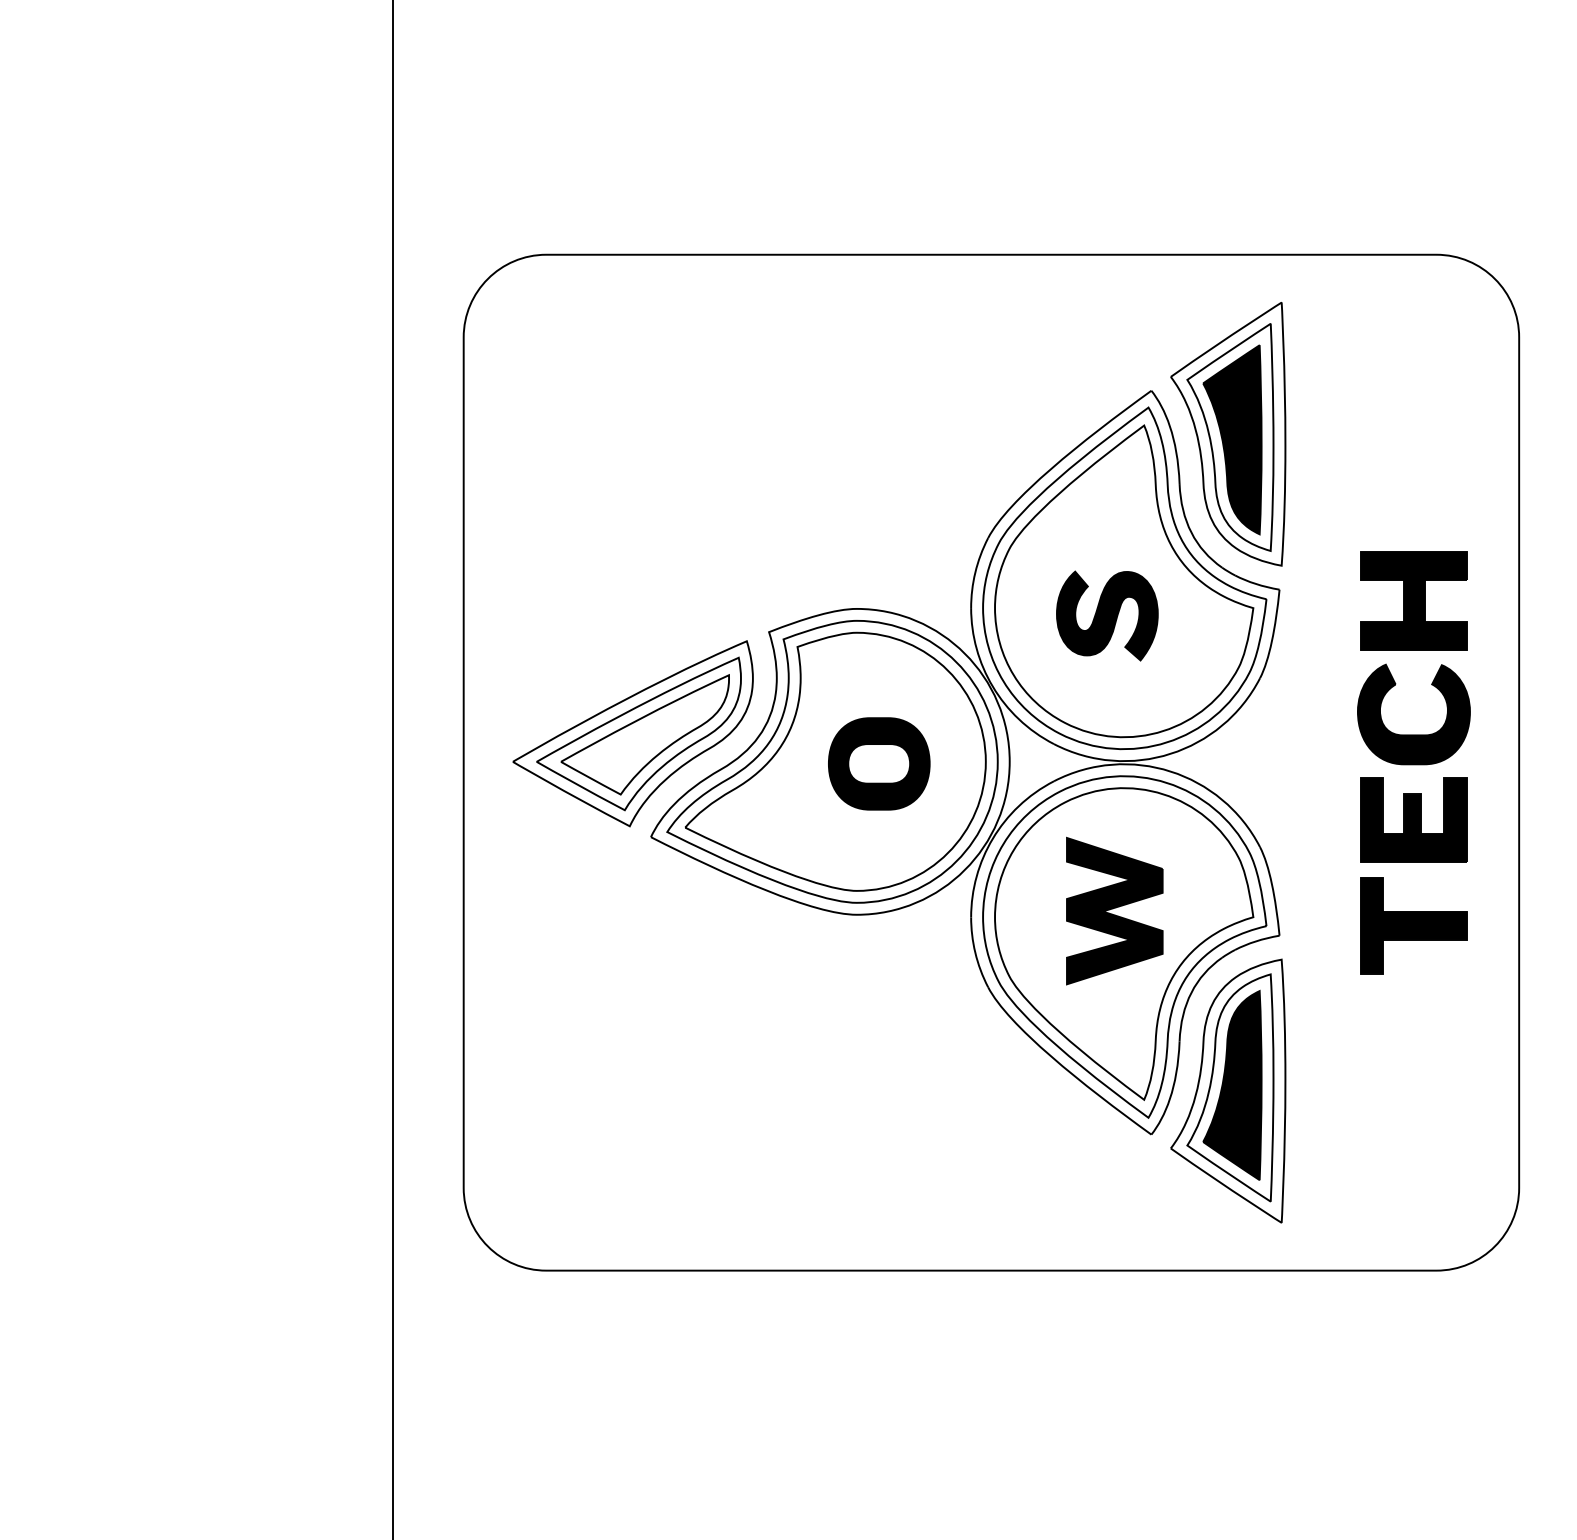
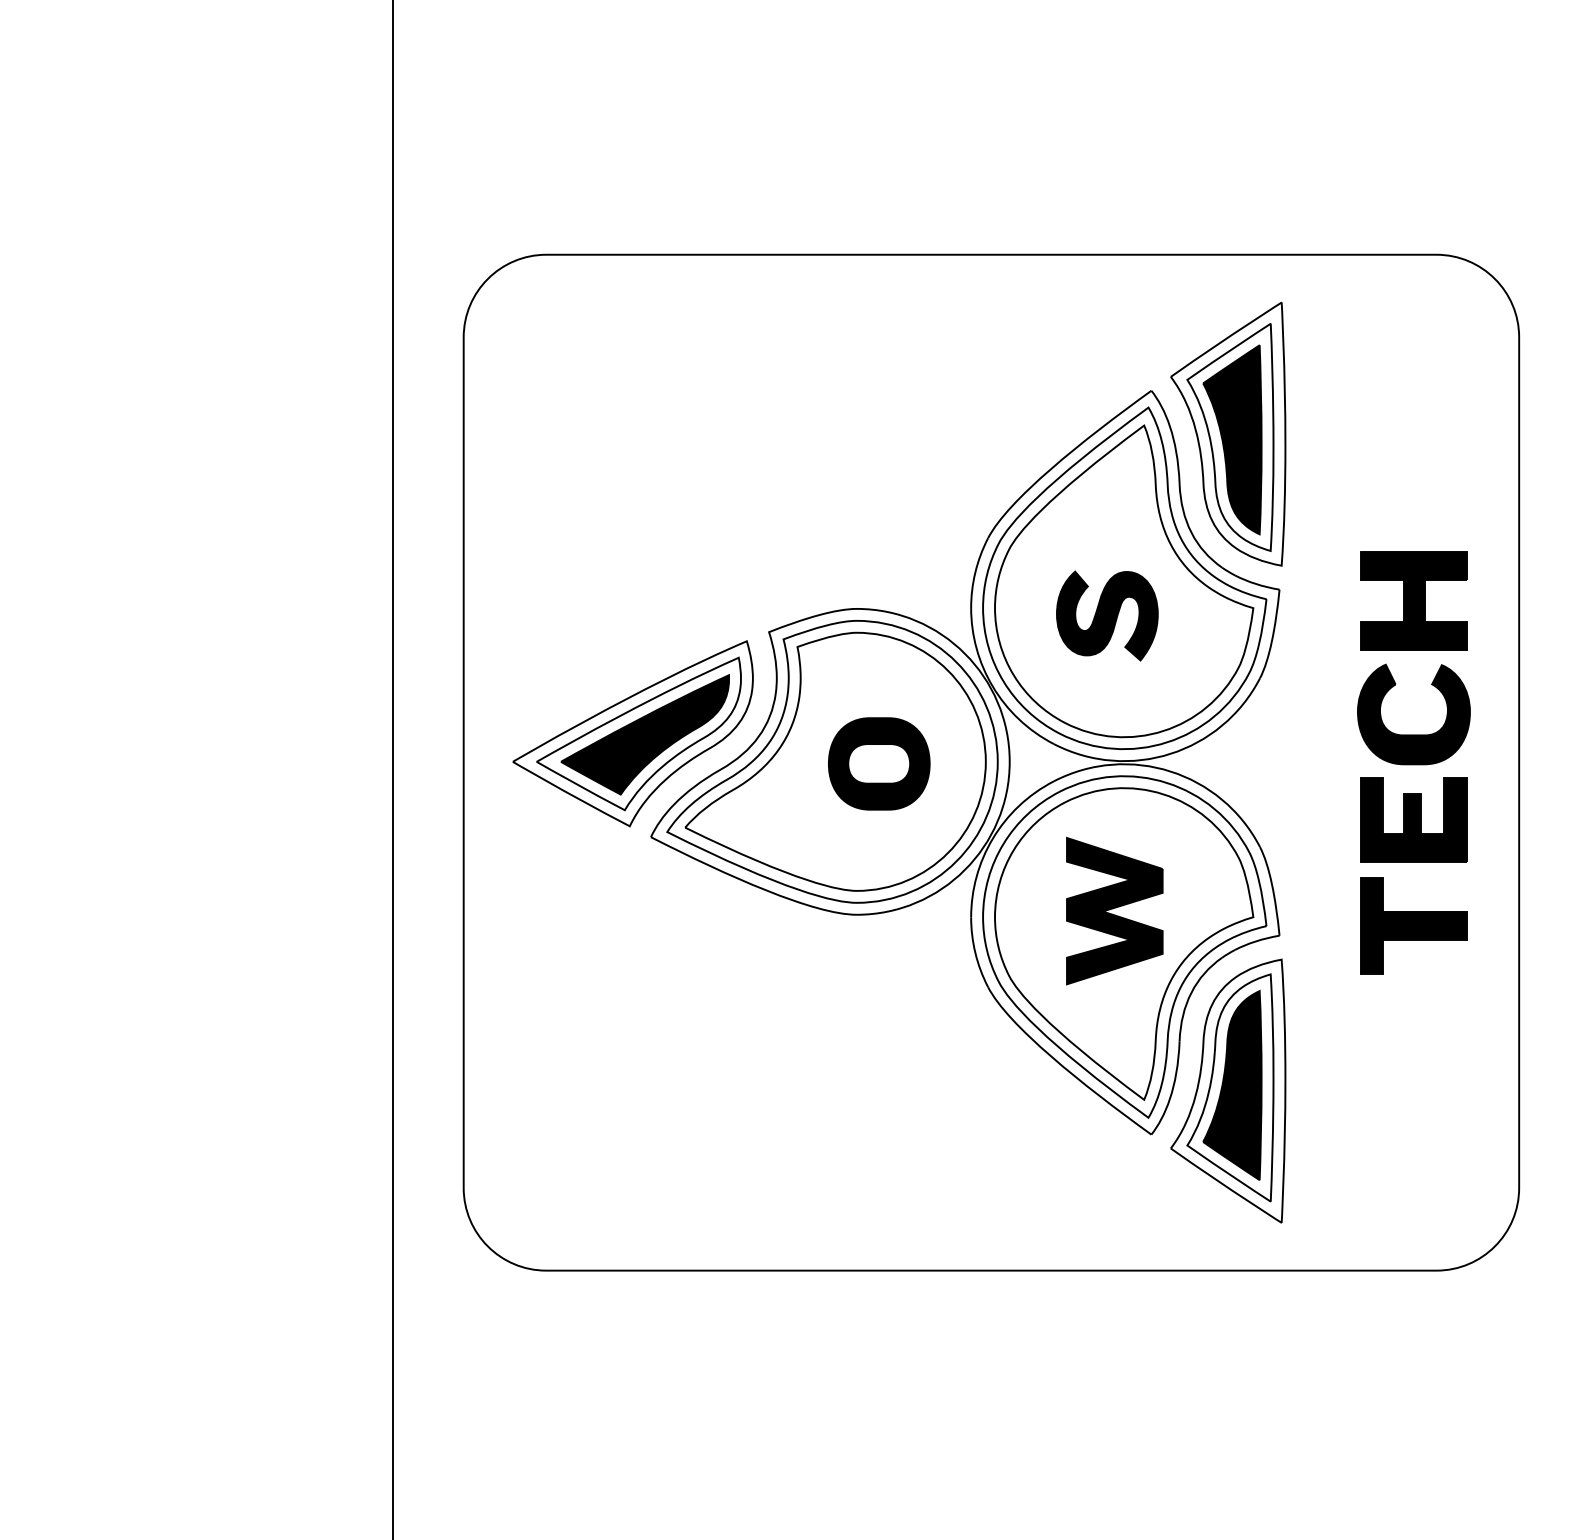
fill: none -> present (644, 734)
